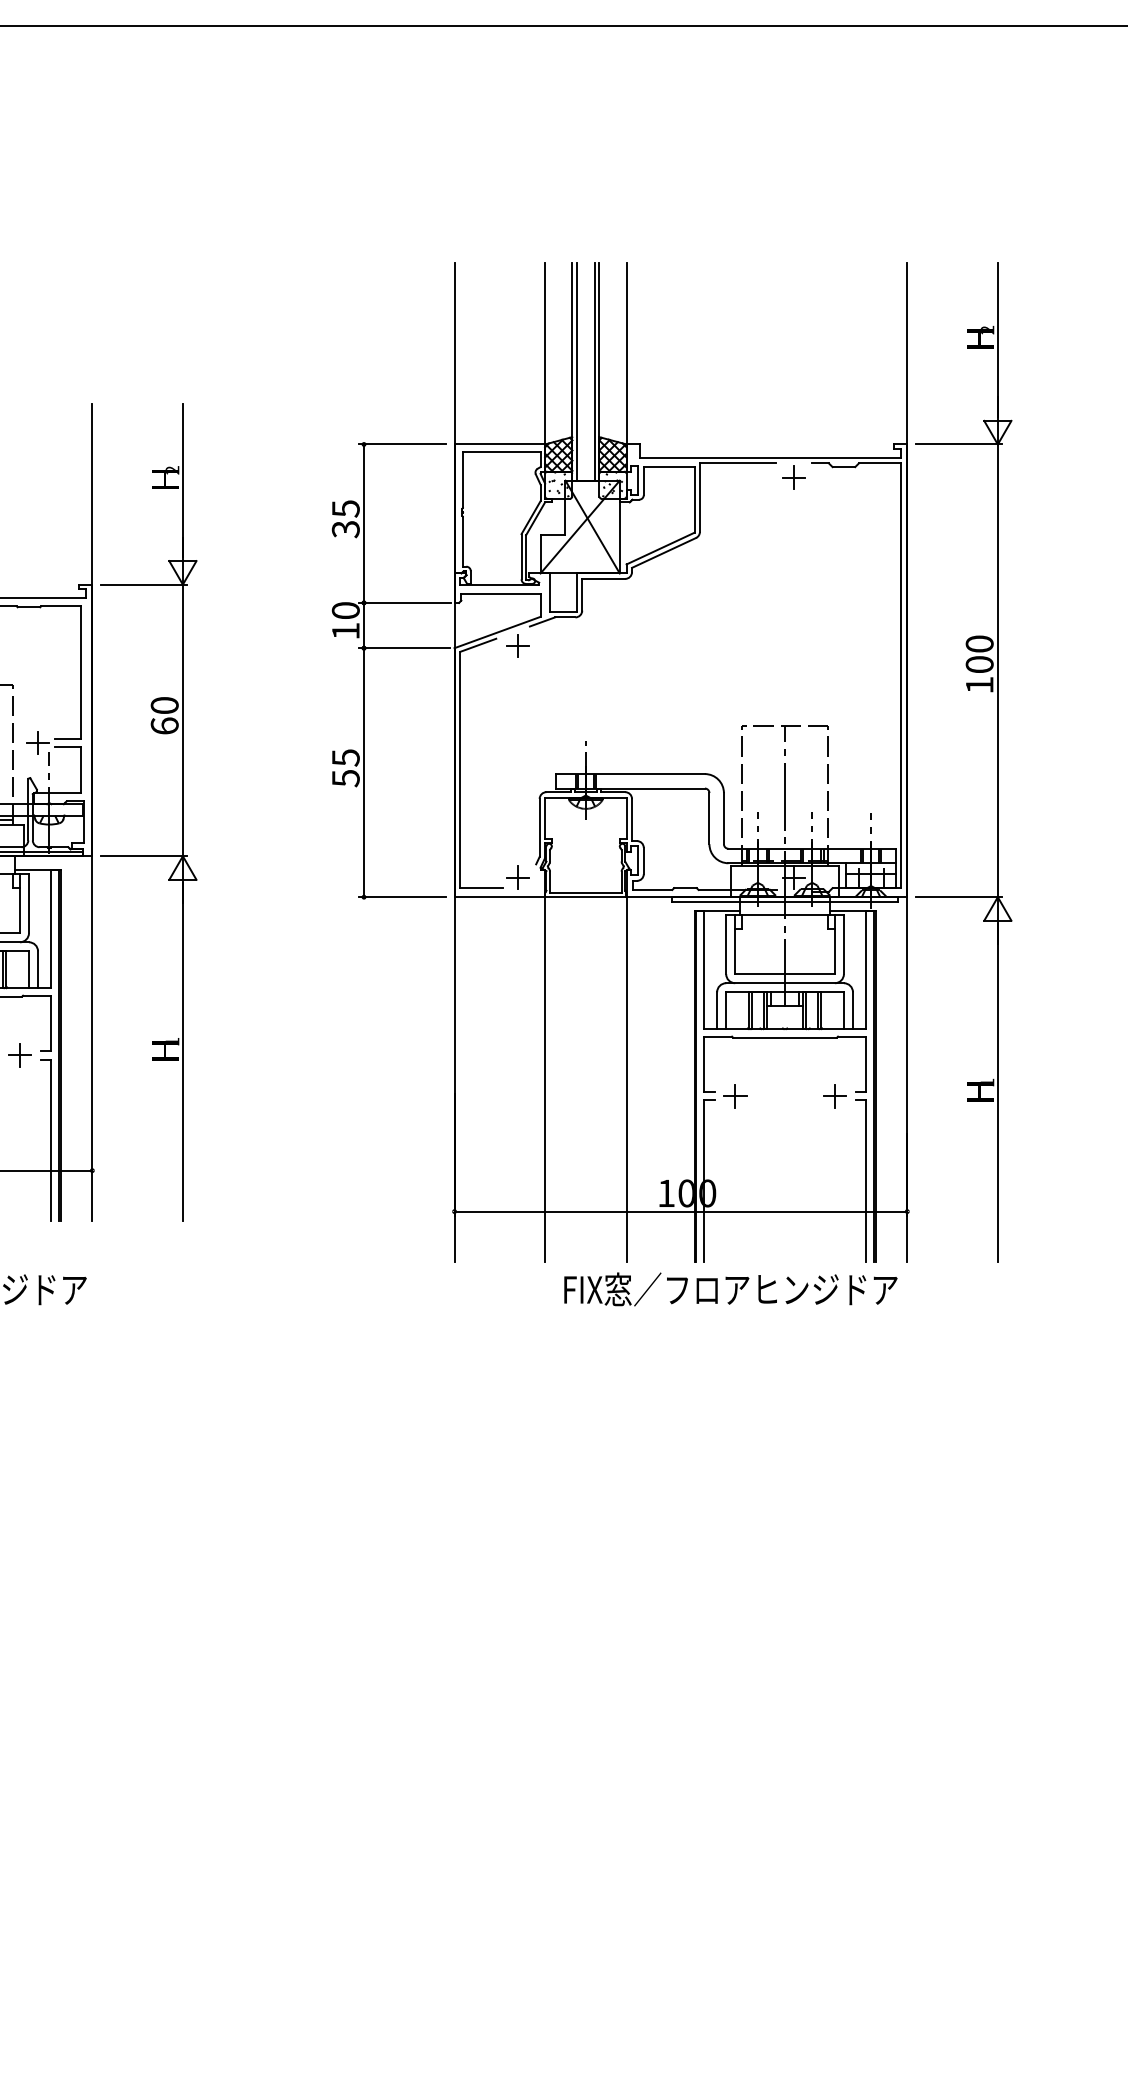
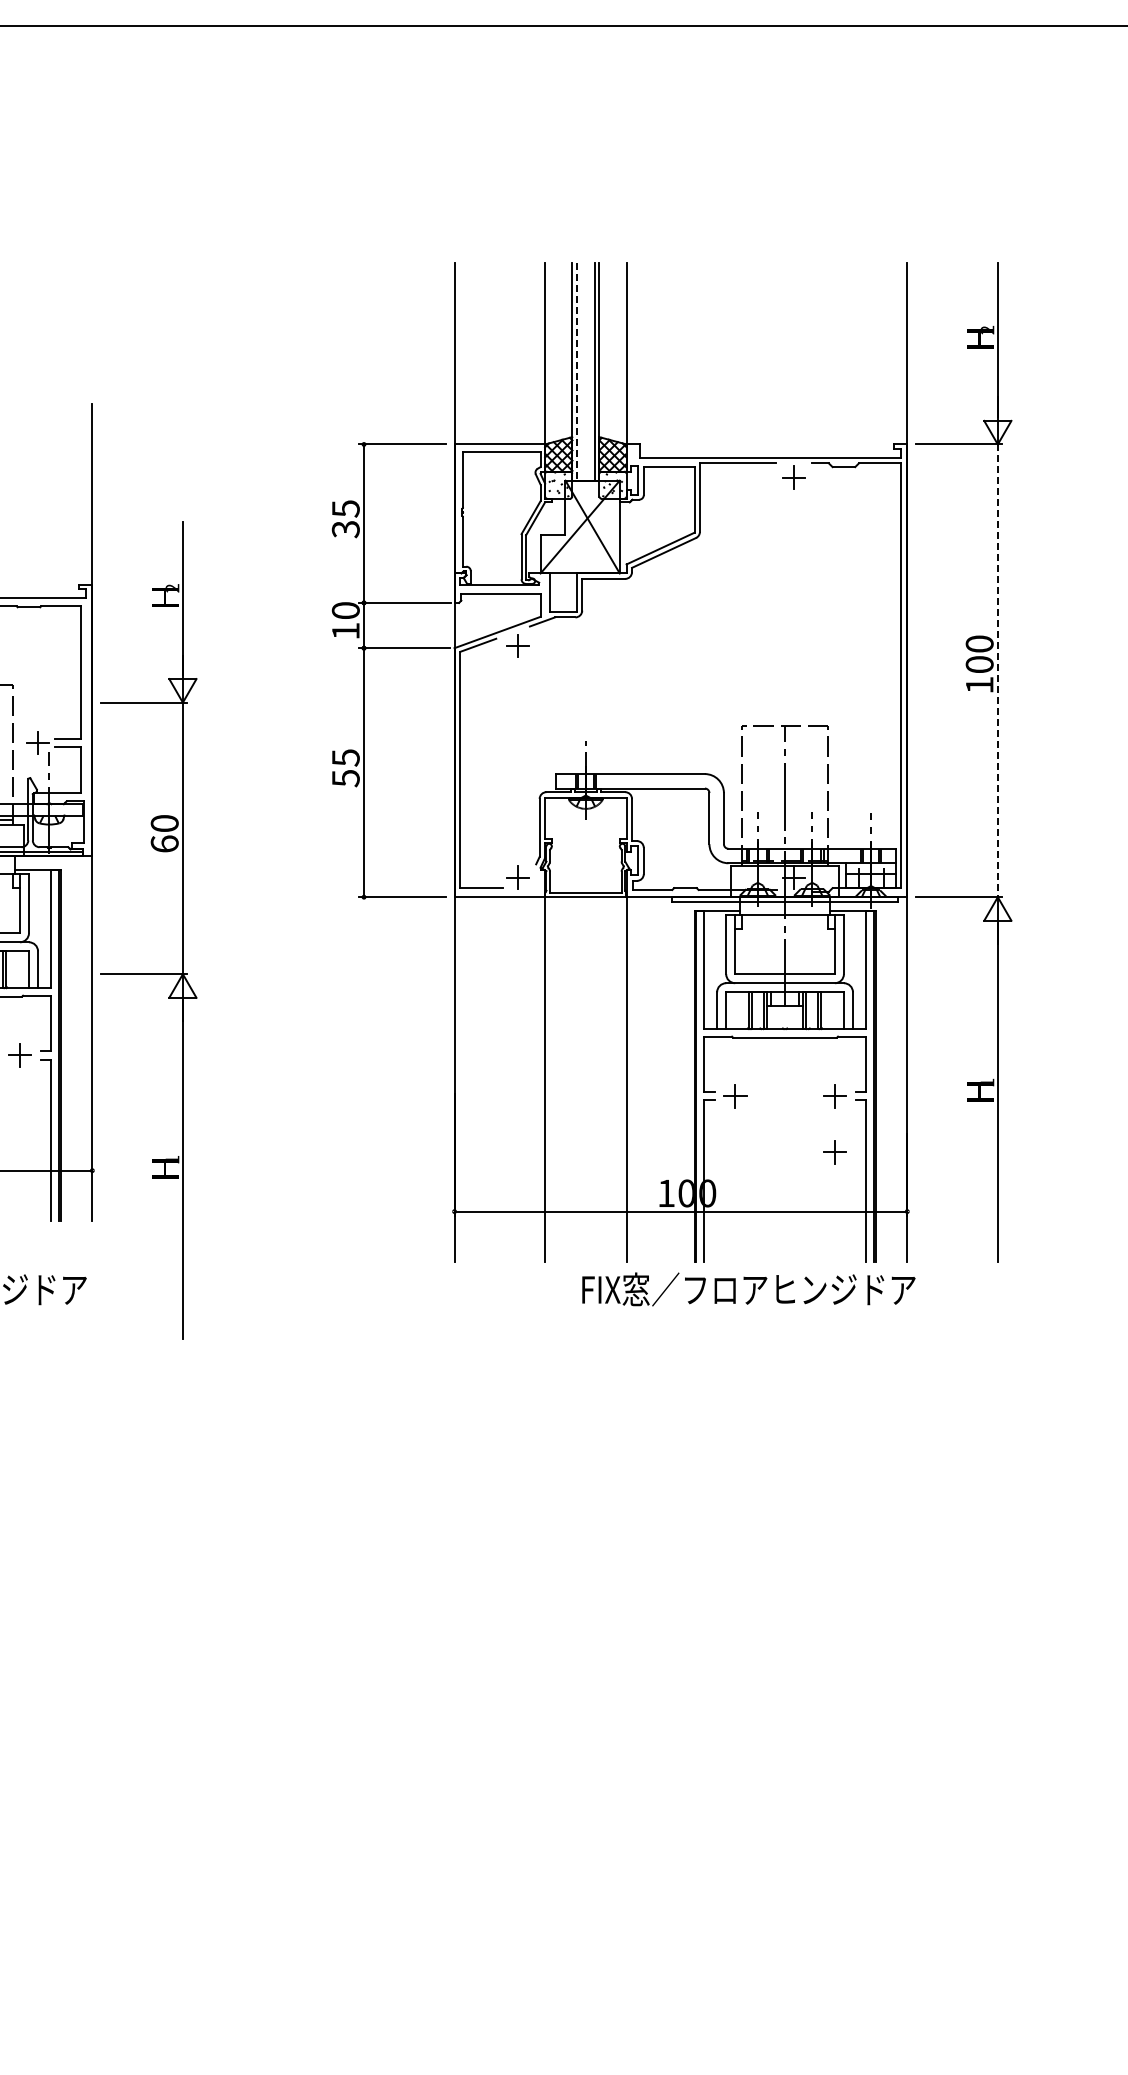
line: solid -> dashed (576, 372)
line: solid -> dashed (997, 671)
part position: (182, 812) -> (182, 930) (182, 930)
part: none -> present (834, 1152)
text position: (730, 1289) -> (748, 1289) (748, 1289)
